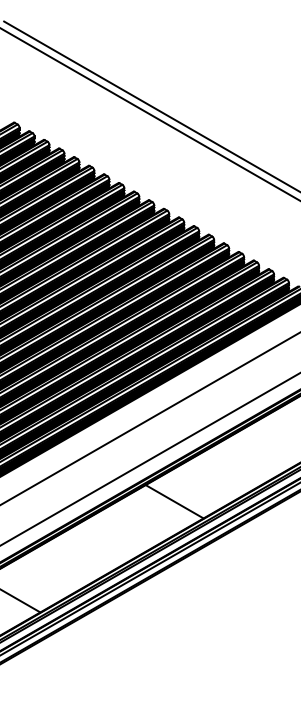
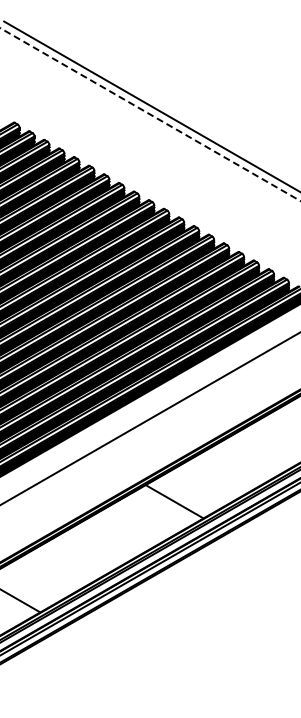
line: solid -> dashed (150, 114)
line: present -> none (149, 459)
